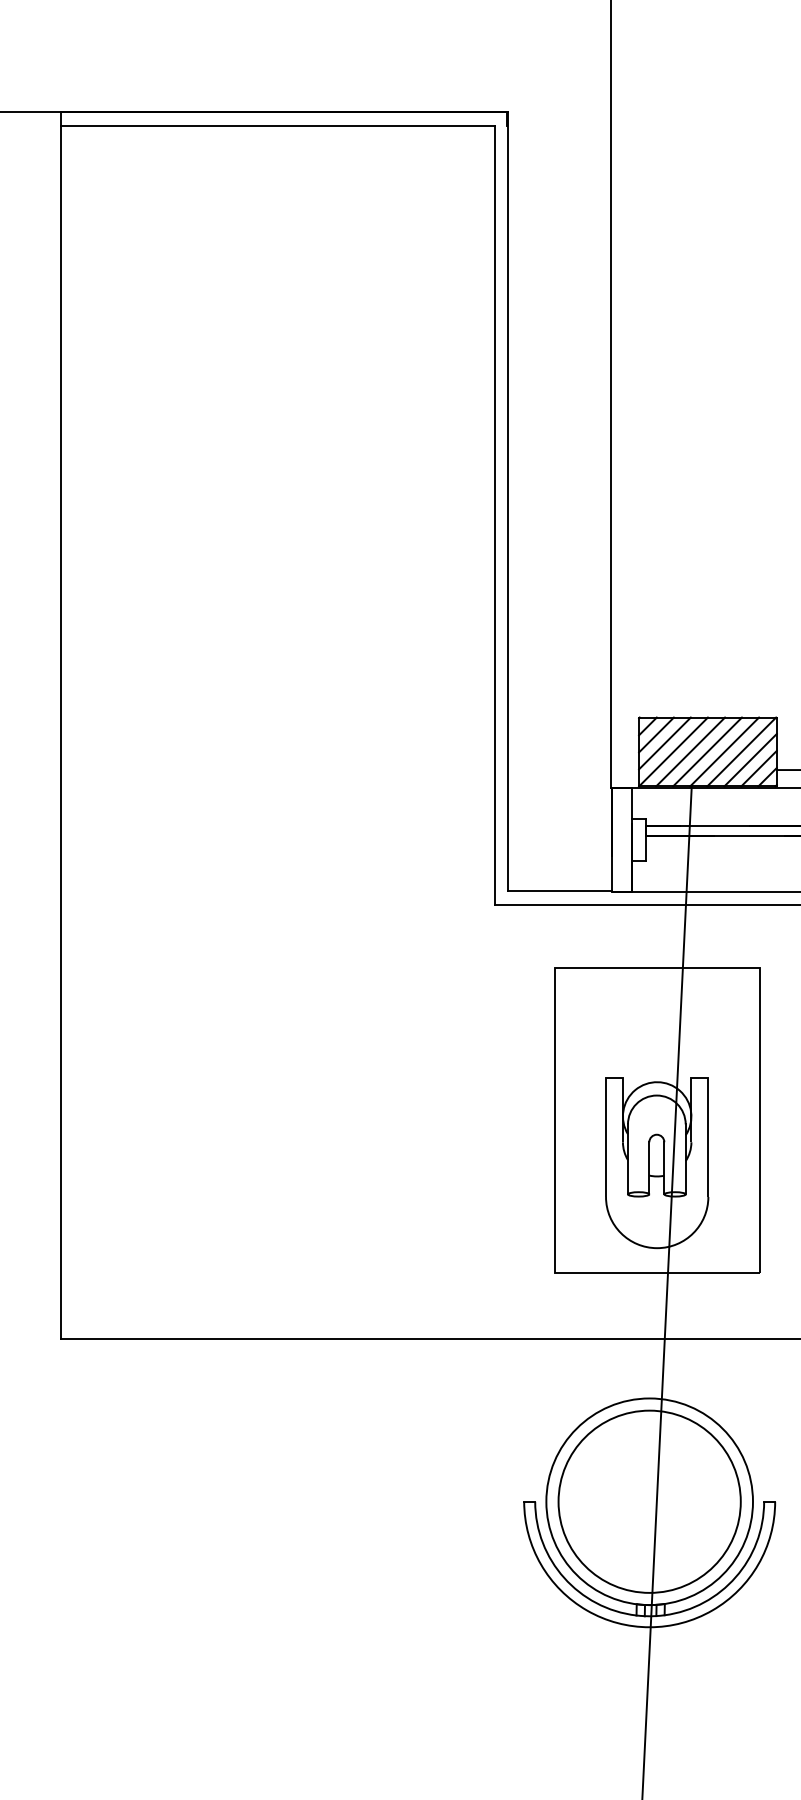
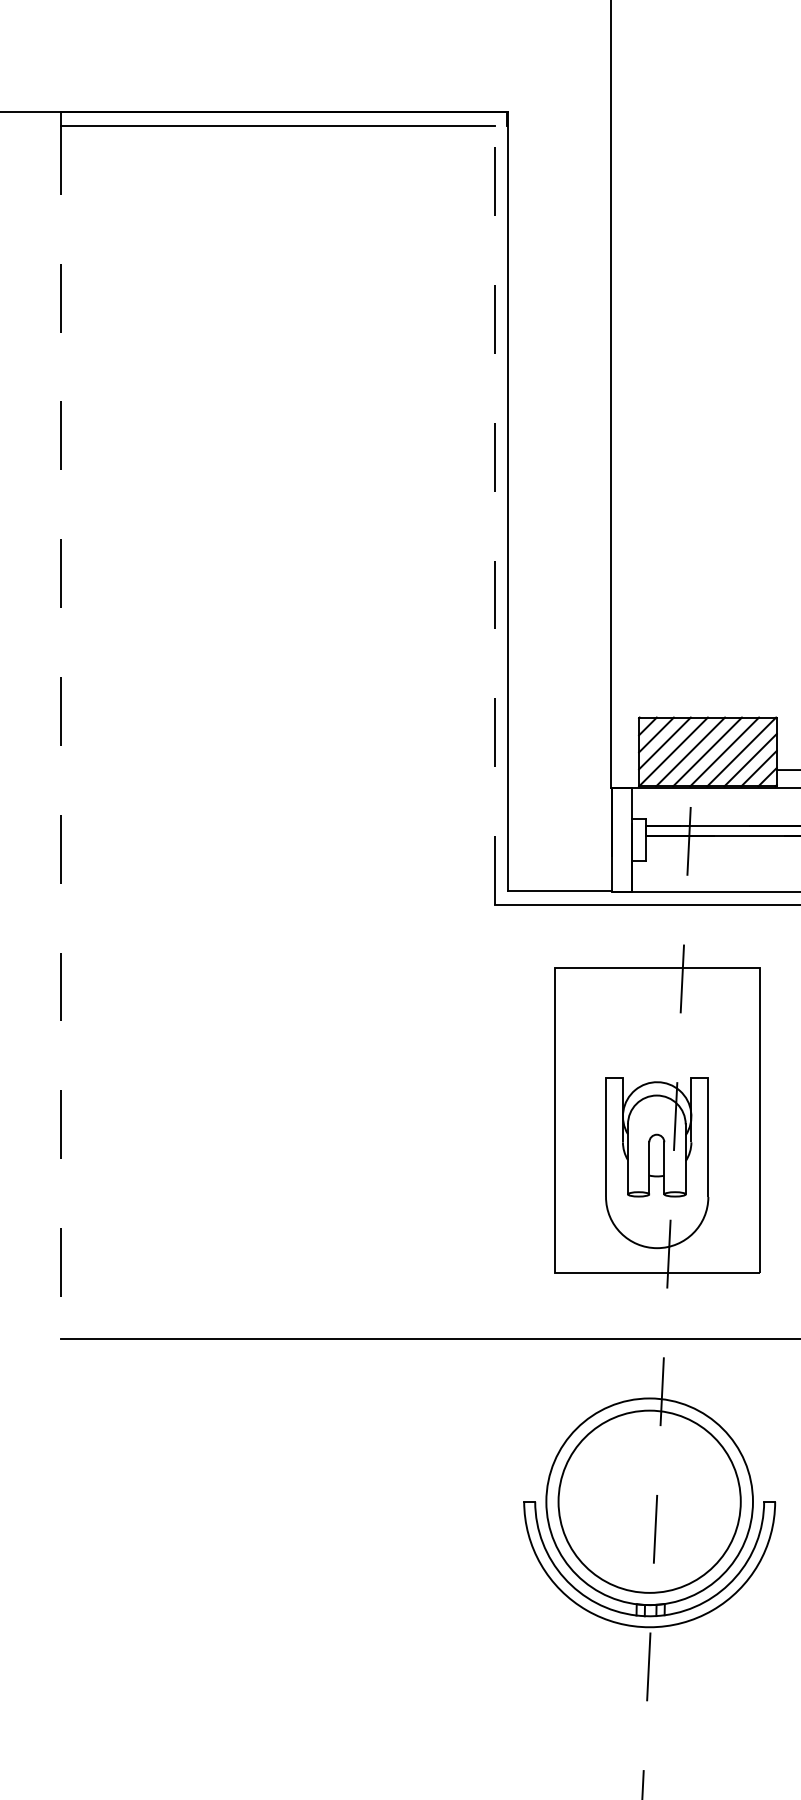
line: solid -> dashed (494, 514)
line: solid -> dashed (60, 732)
line: solid -> dashed (667, 1291)
